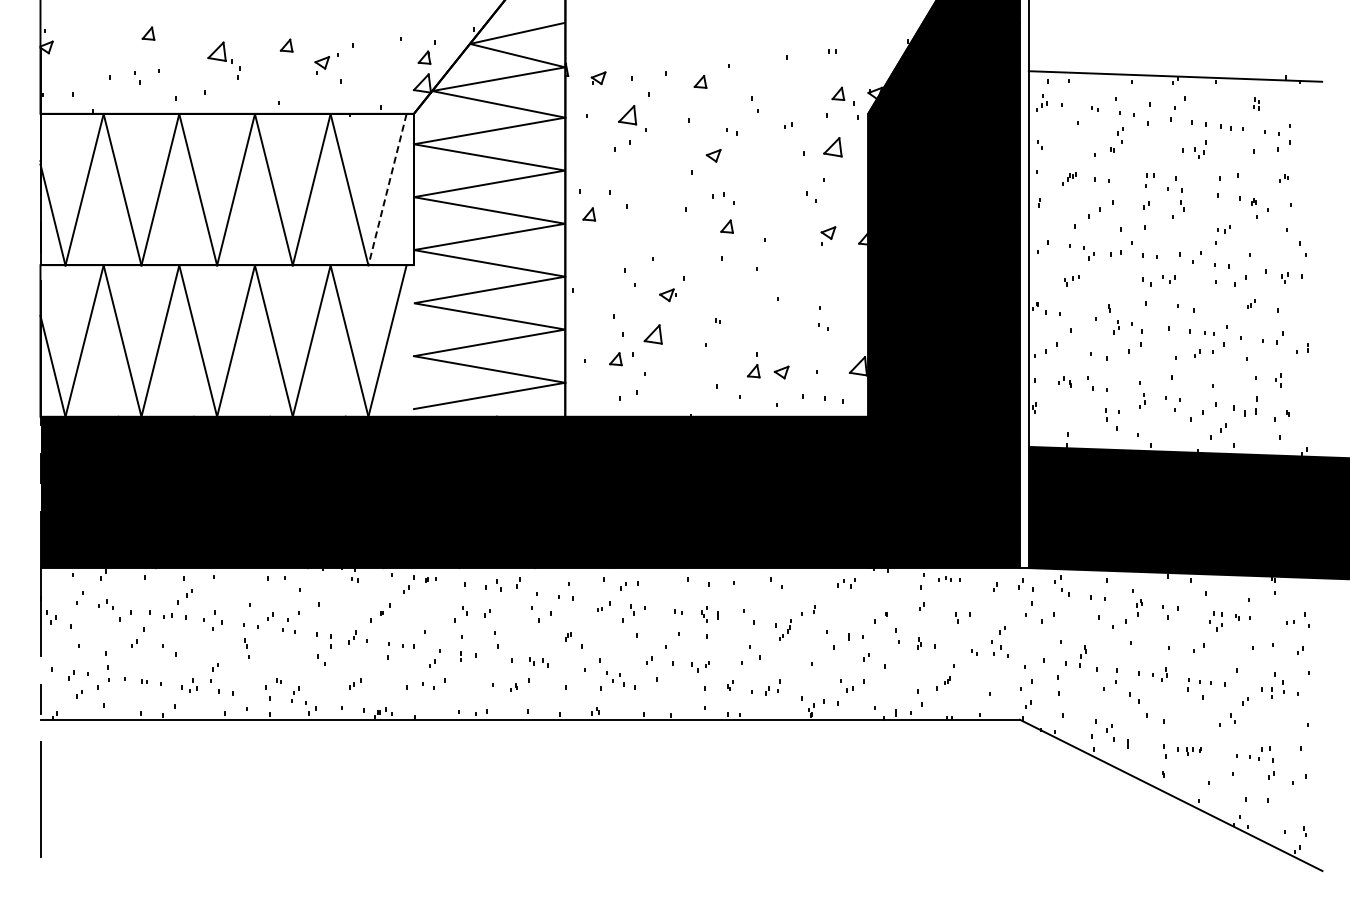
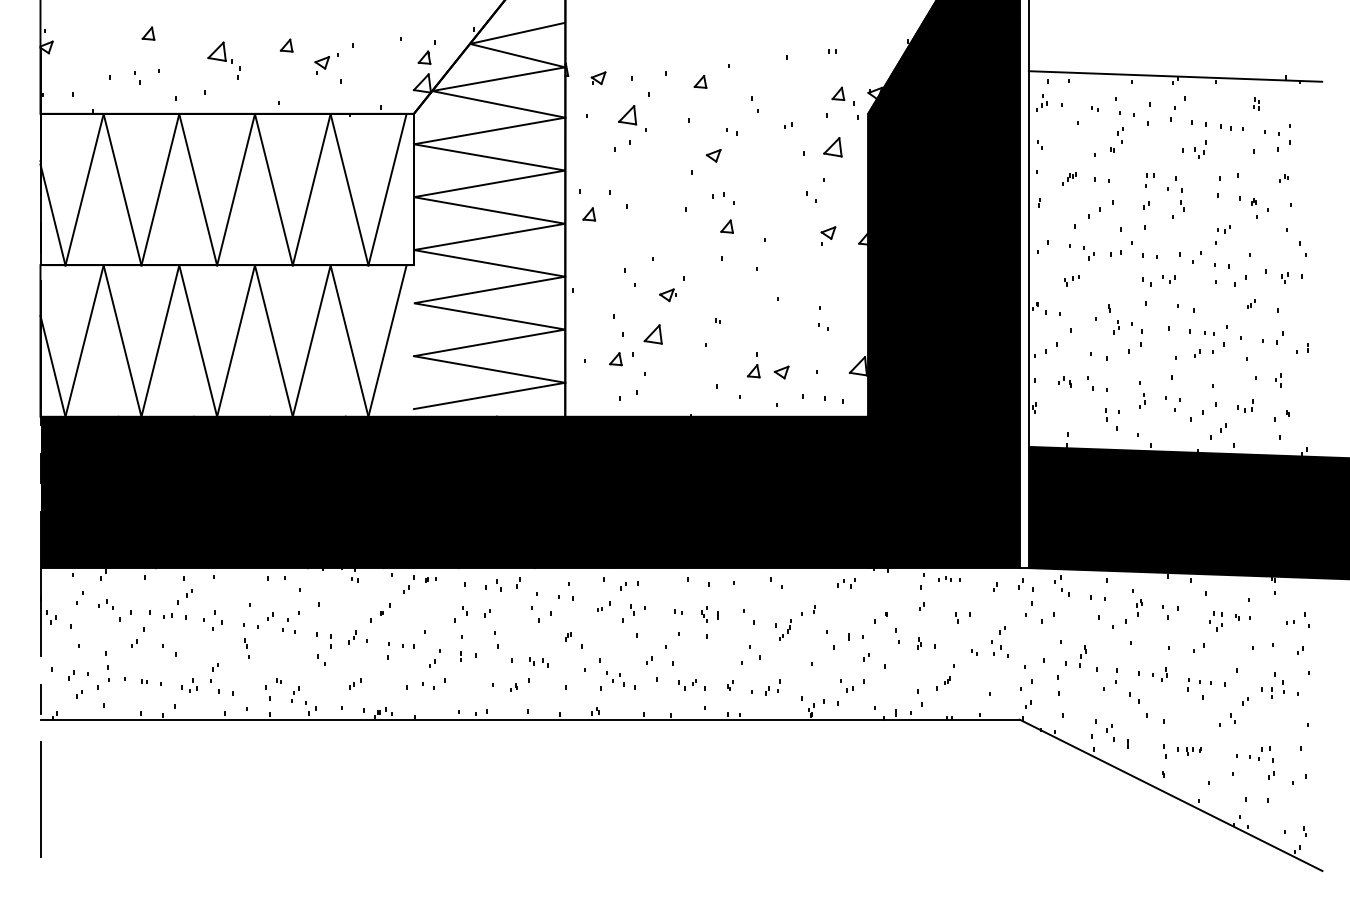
line: dashed -> solid (387, 190)
part size: 25x21 px -> 17x14 px (1245, 405)
part position: (700, 666) -> (687, 684) (687, 684)
